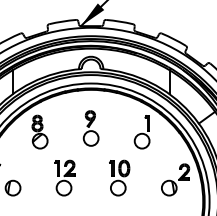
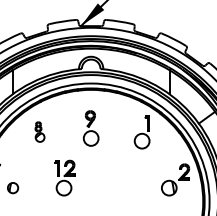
part size: 18x36 px -> 12x22 px (39, 131)
part: present -> none (119, 177)
part size: 18x18 px -> 13x13 px (13, 188)
